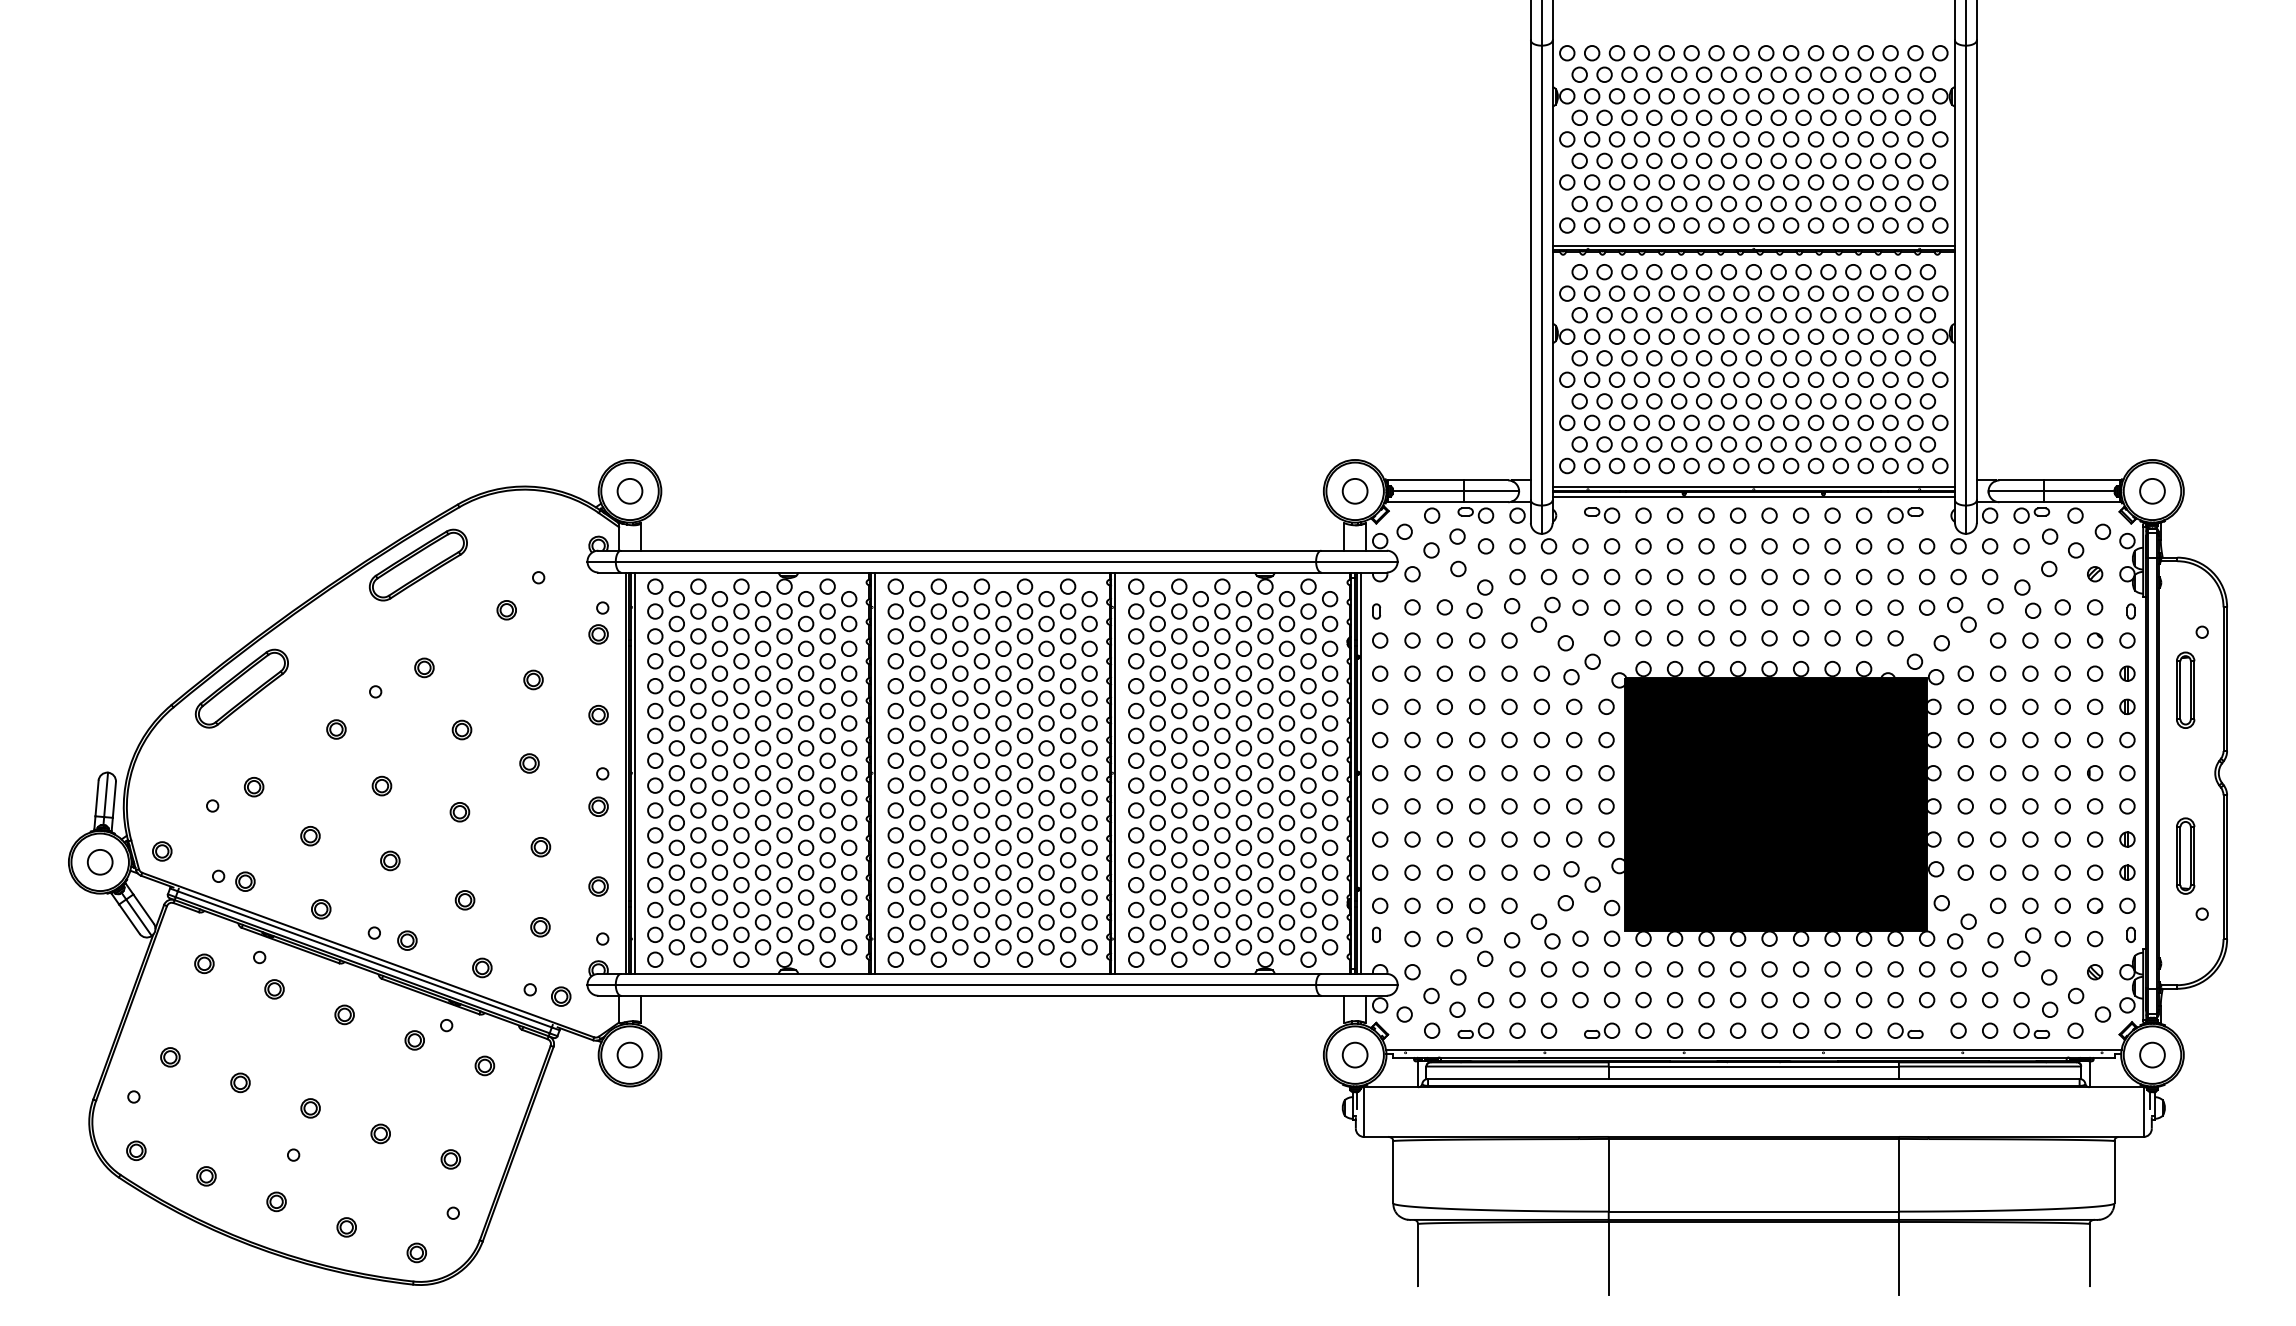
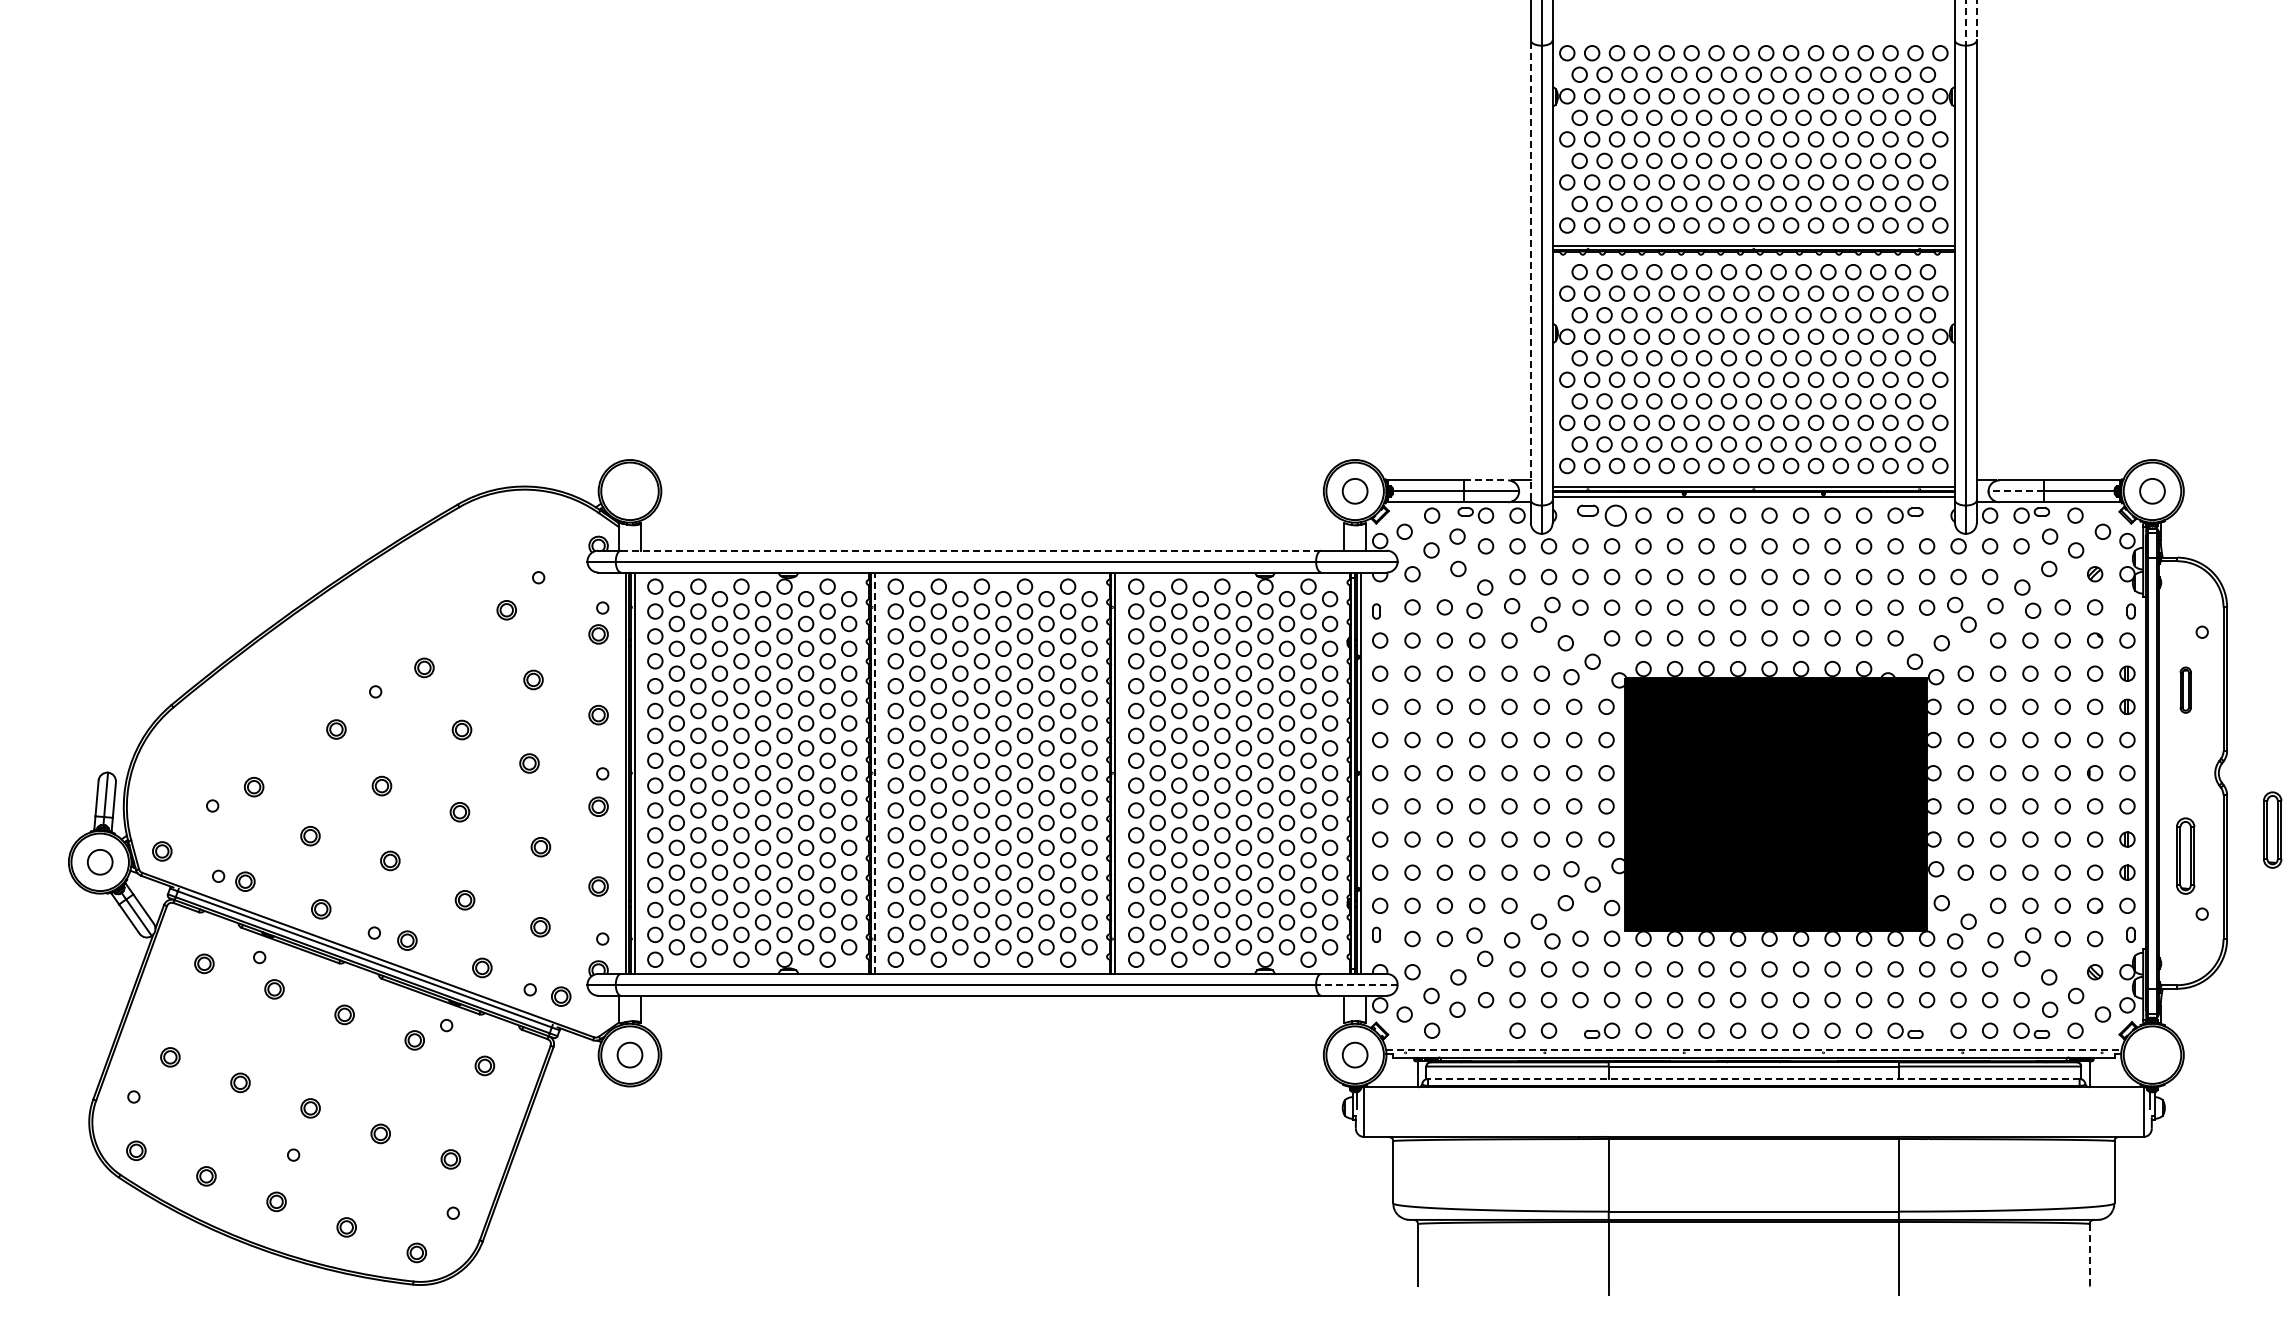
line: solid -> dashed (1976, 20)
line: solid -> dashed (1965, 23)
line: solid -> dashed (1530, 270)
line: solid -> dashed (1486, 480)
circle: present -> none (629, 491)
line: solid -> dashed (2015, 491)
part size: 37x17 px -> 50x23 px (1601, 515)
line: solid -> dashed (971, 550)
part: present -> none (417, 564)
part: present -> none (241, 688)
part size: 20x78 px -> 13x48 px (2185, 689)
line: solid -> dashed (875, 773)
part: none -> present (2272, 829)
line: solid -> dashed (1356, 984)
part: present -> none (1475, 1030)
line: solid -> dashed (1753, 1049)
circle: present -> none (2152, 1054)
line: solid -> dashed (1753, 1078)
line: solid -> dashed (2089, 1255)
